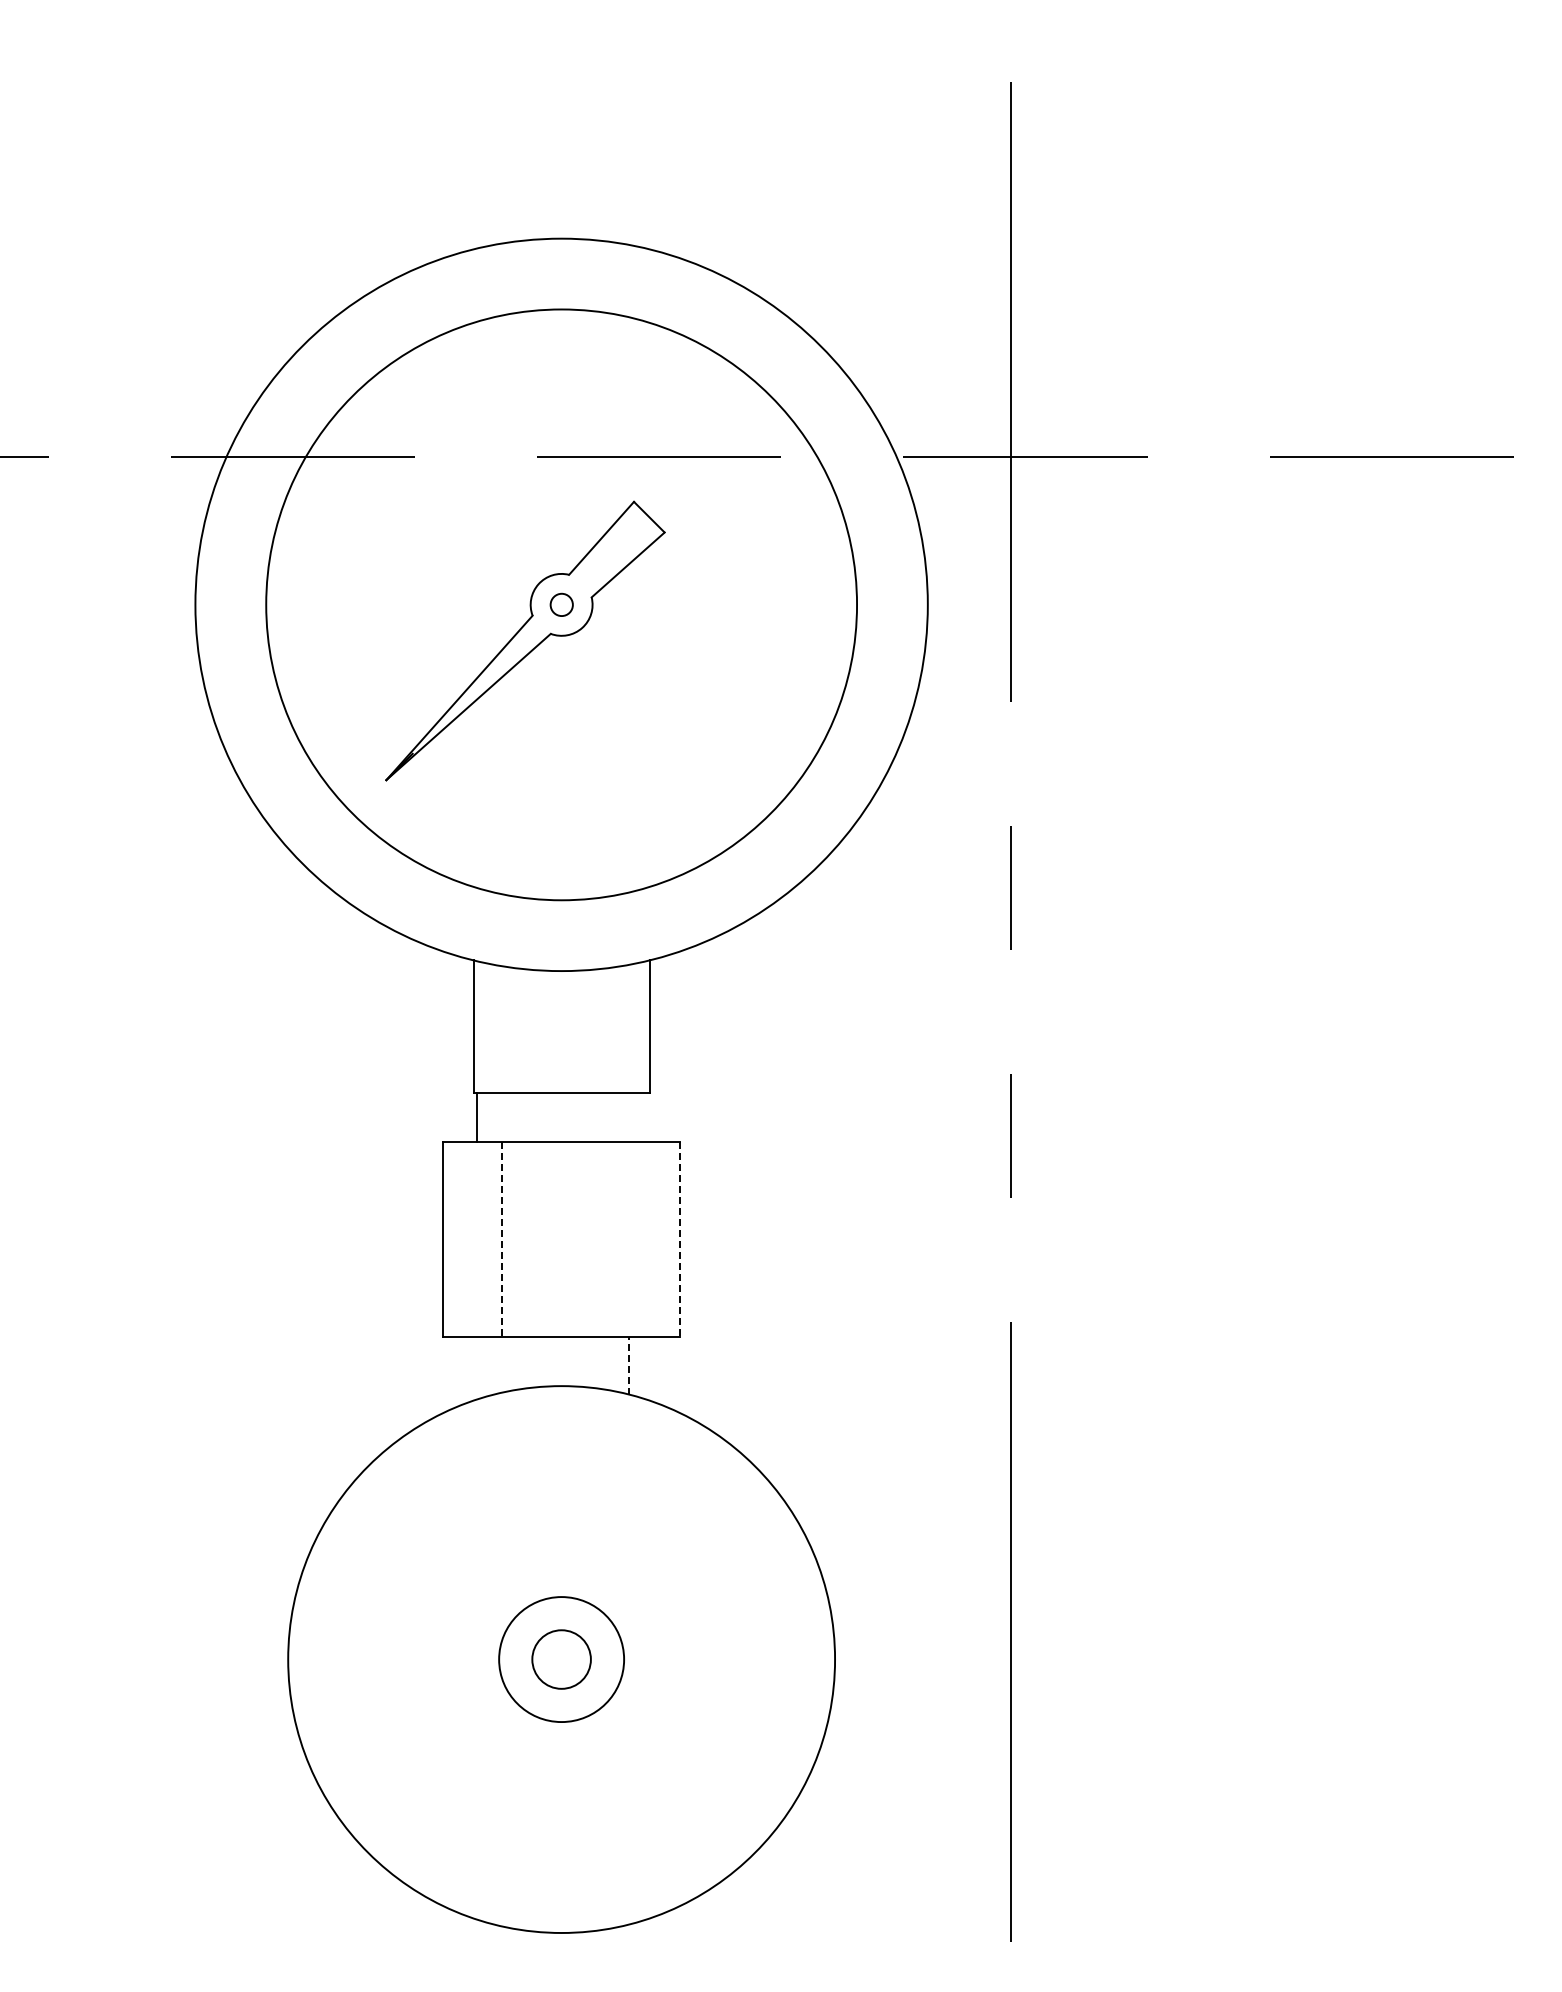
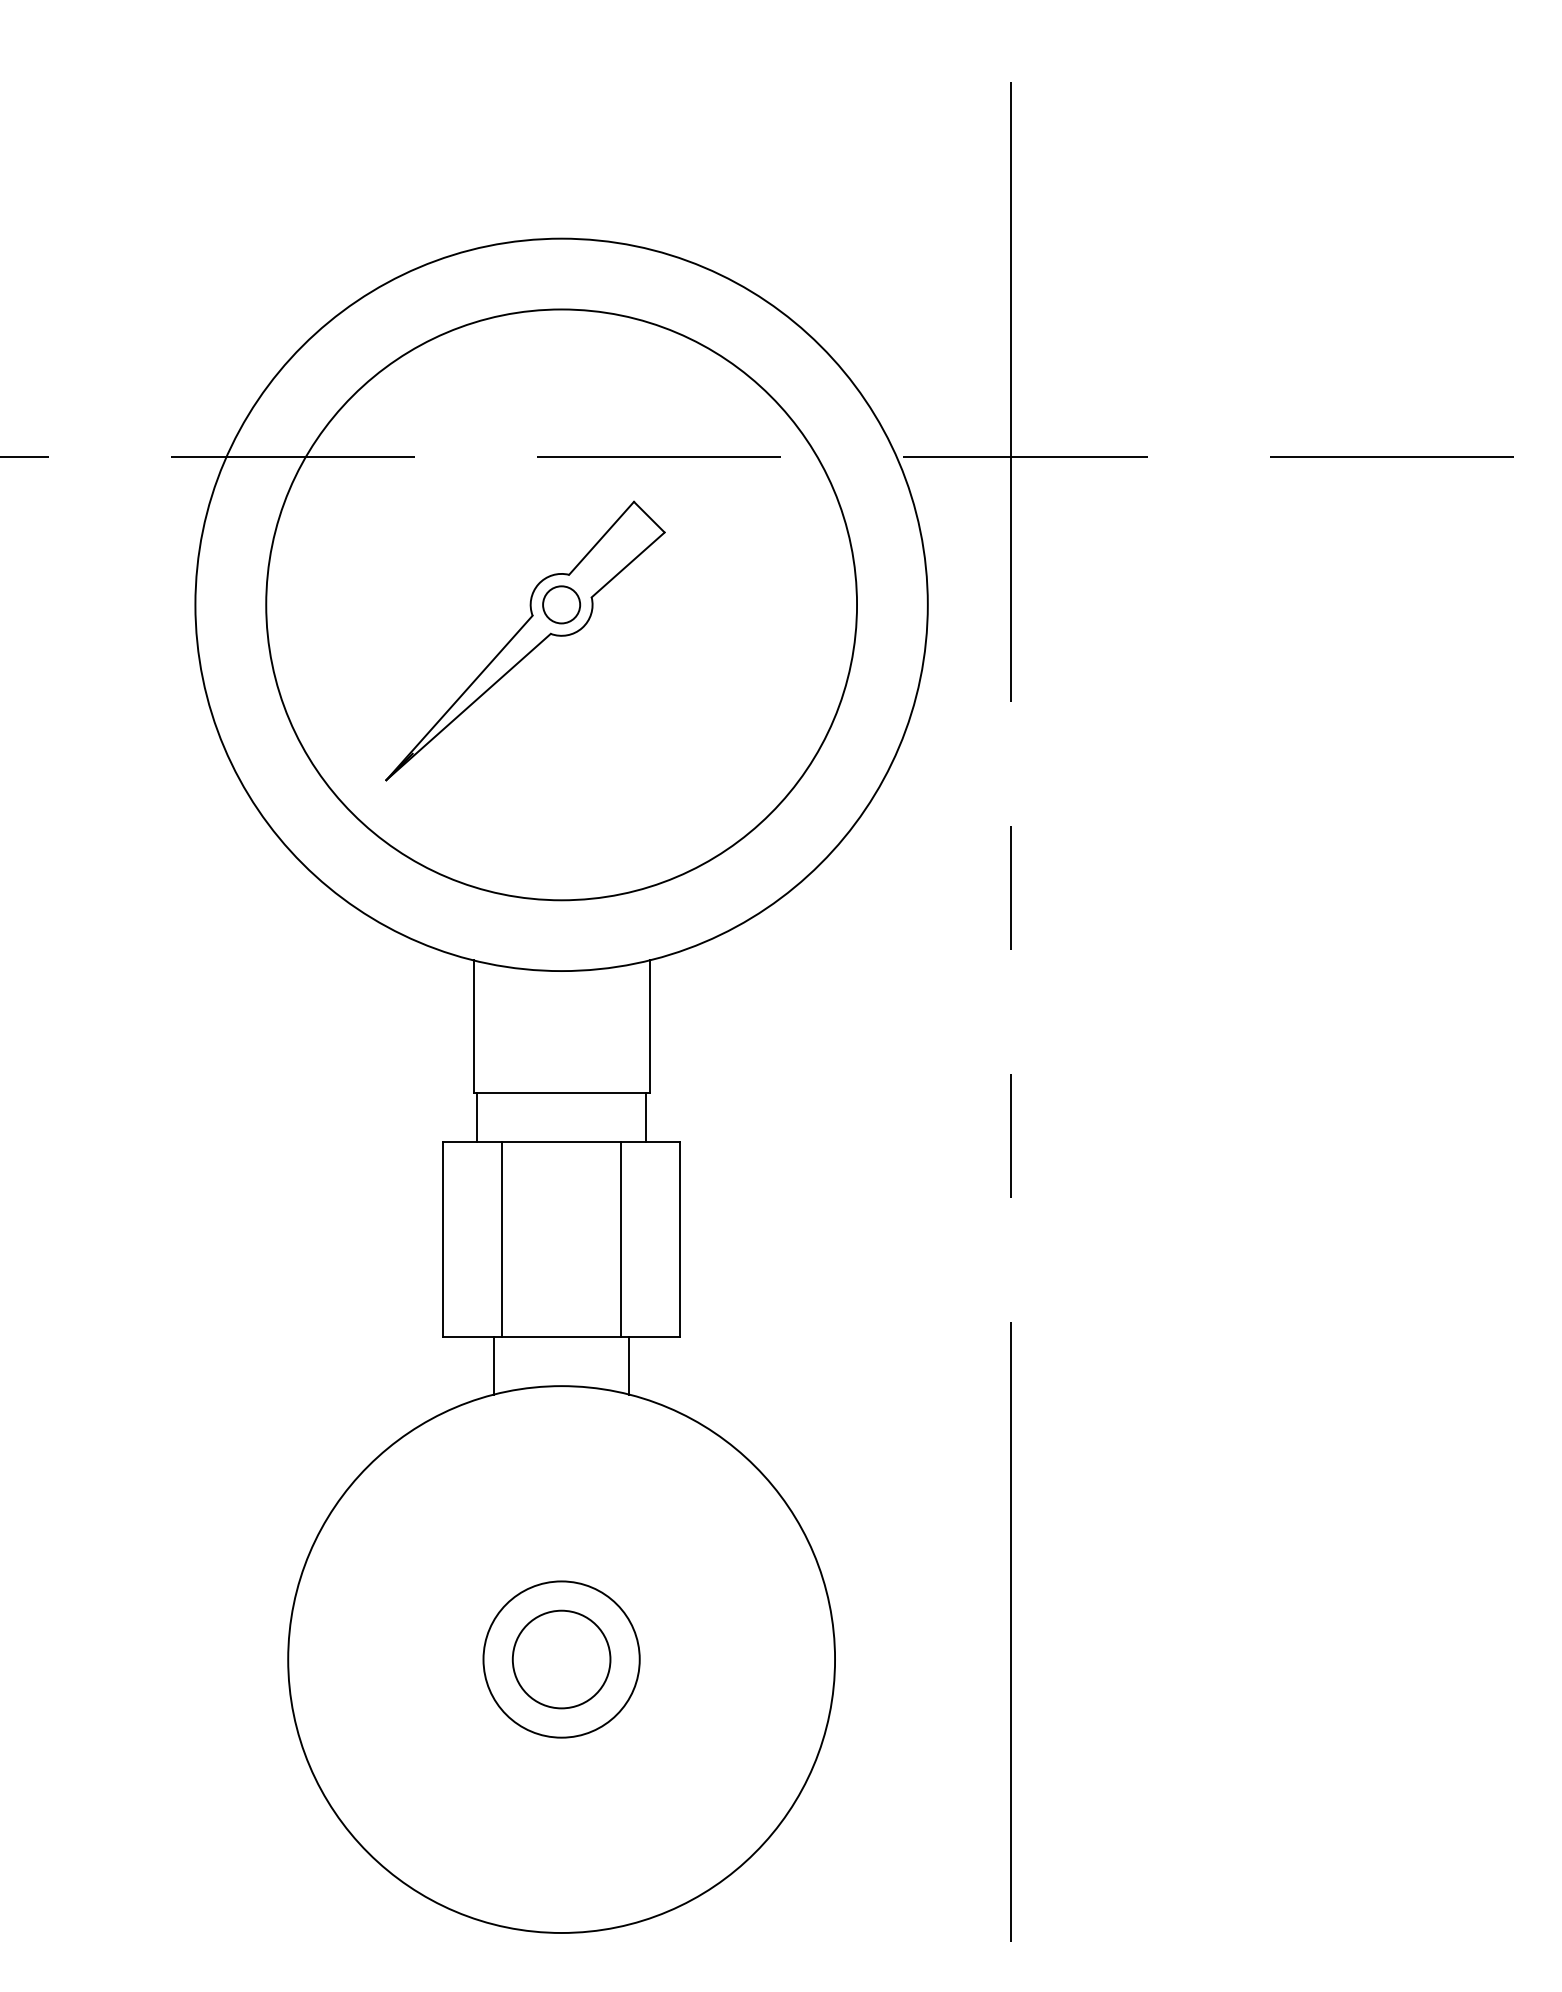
circle size: 25x25 px -> 40x40 px (561, 604)
line: none -> present (646, 1117)
line: dashed -> solid (502, 1239)
line: none -> present (620, 1239)
line: dashed -> solid (680, 1239)
line: none -> present (494, 1365)
line: dashed -> solid (629, 1365)
circle diameter: 125 px -> 156 px (561, 1659)
circle diameter: 59 px -> 98 px (561, 1659)
